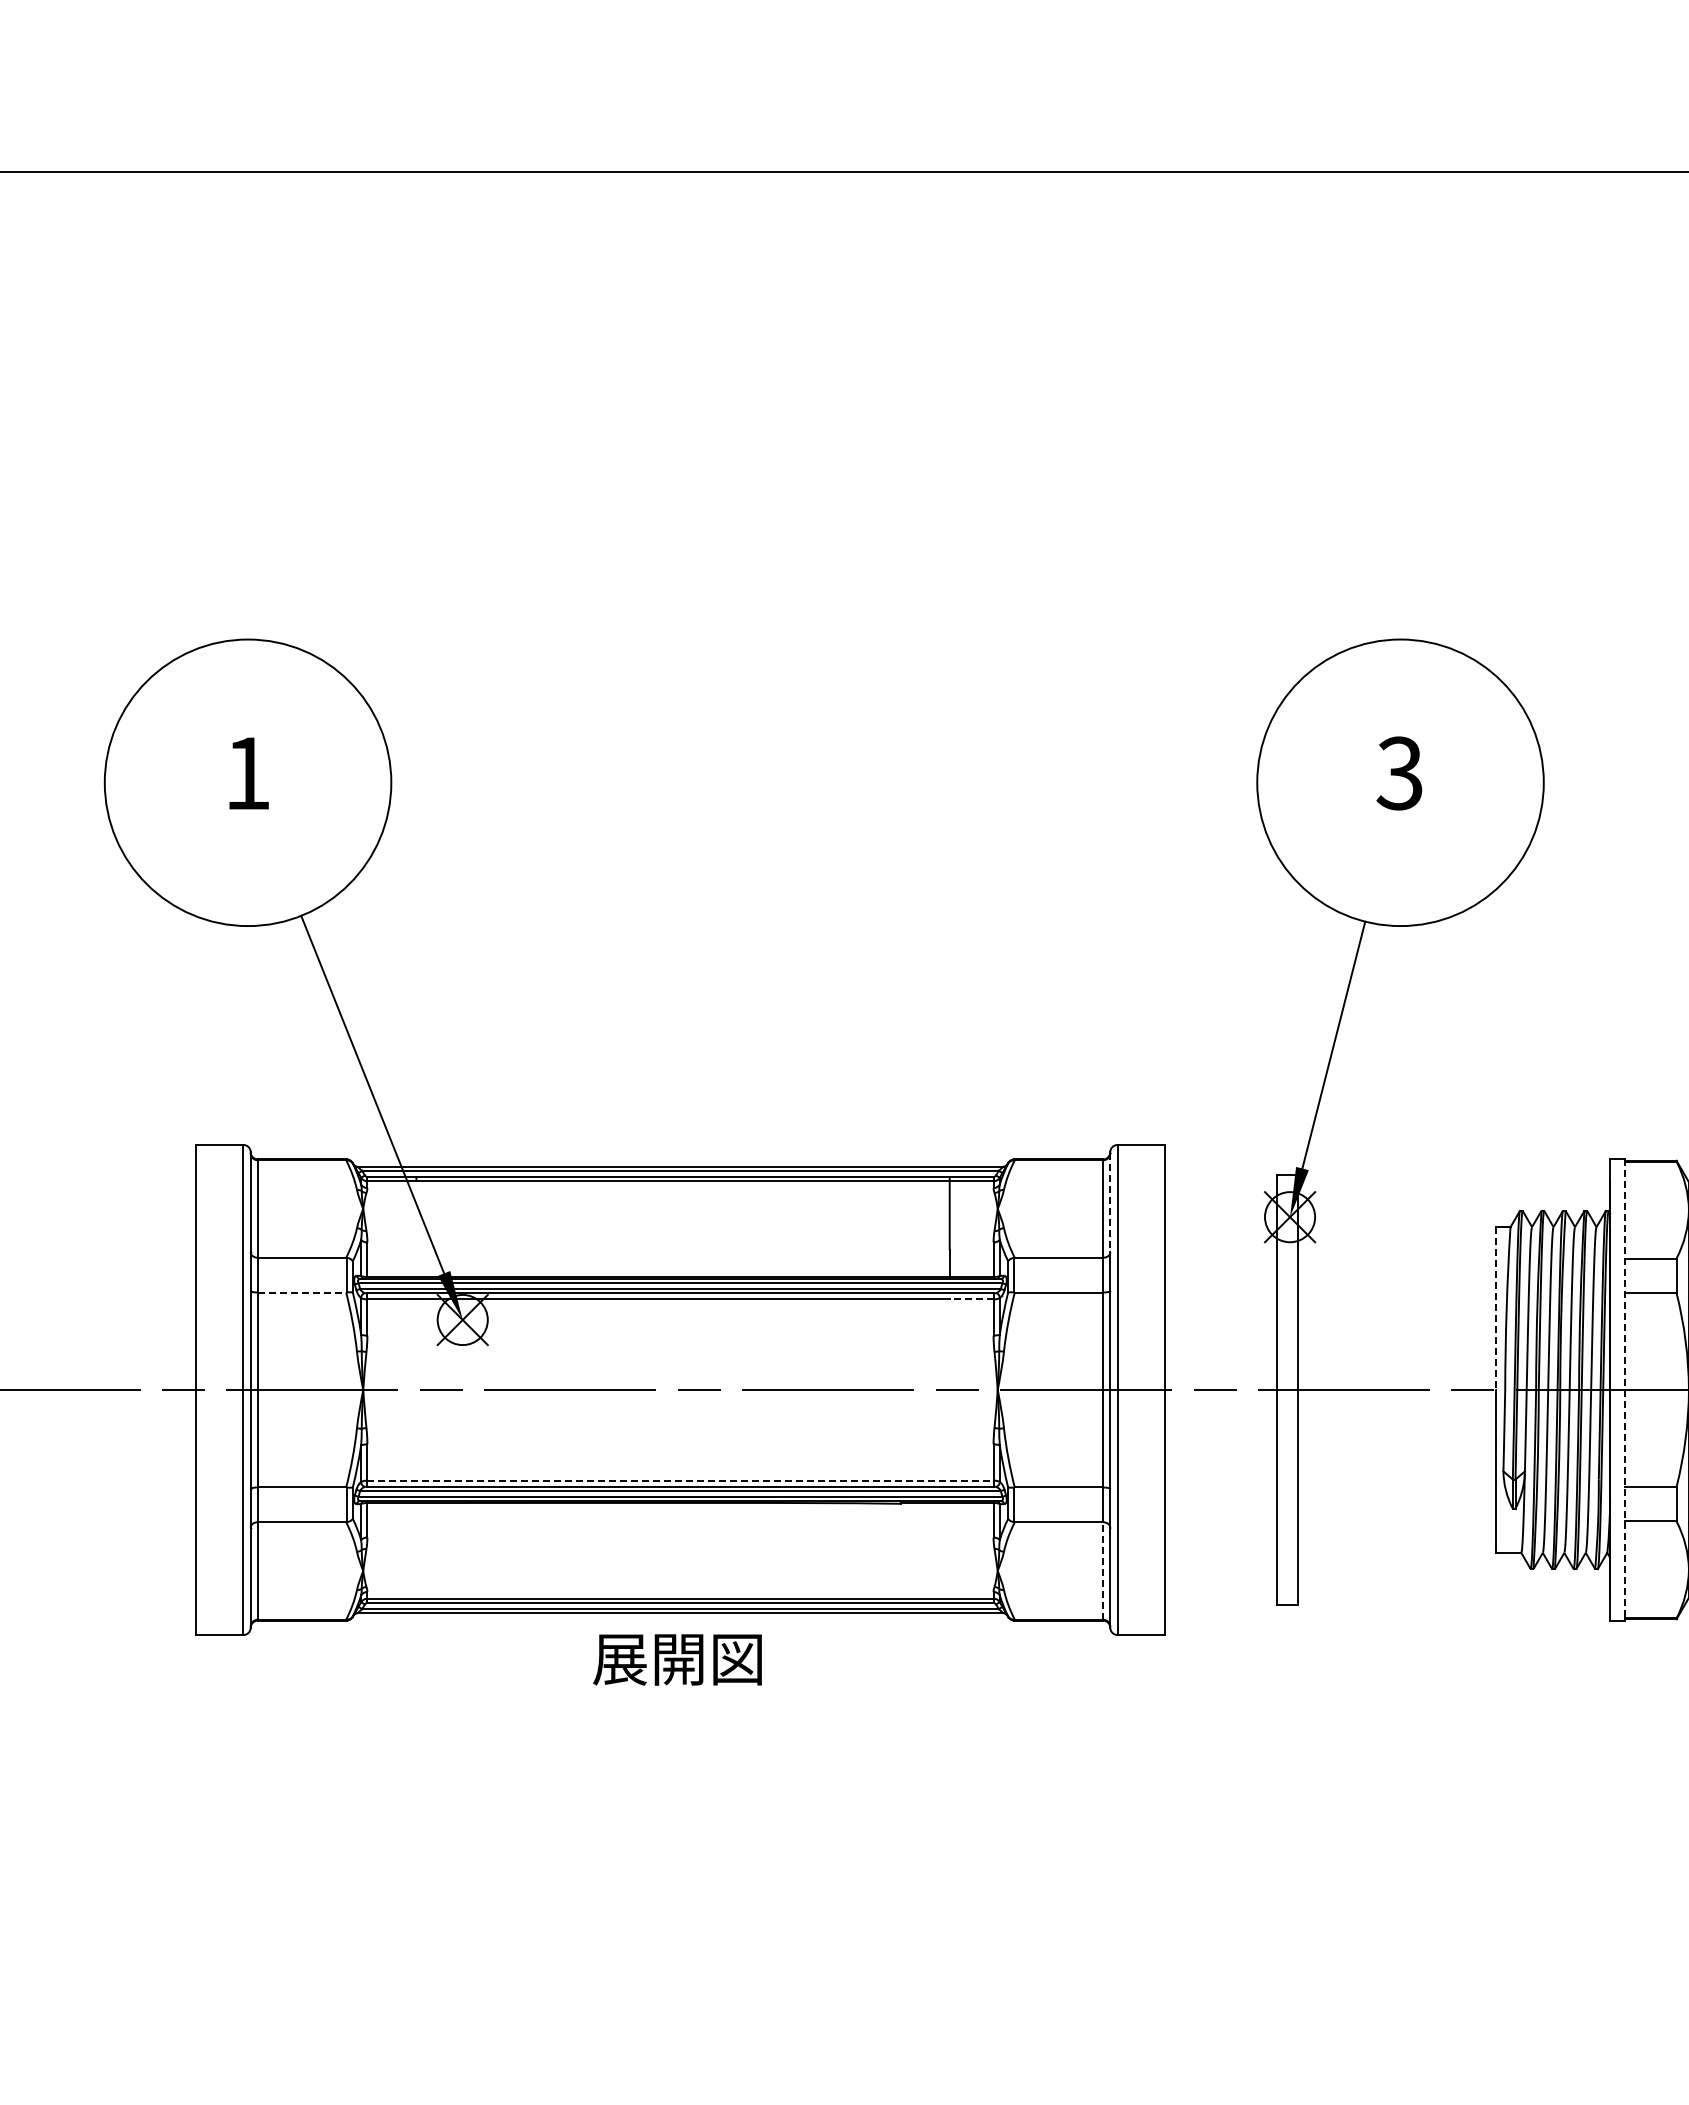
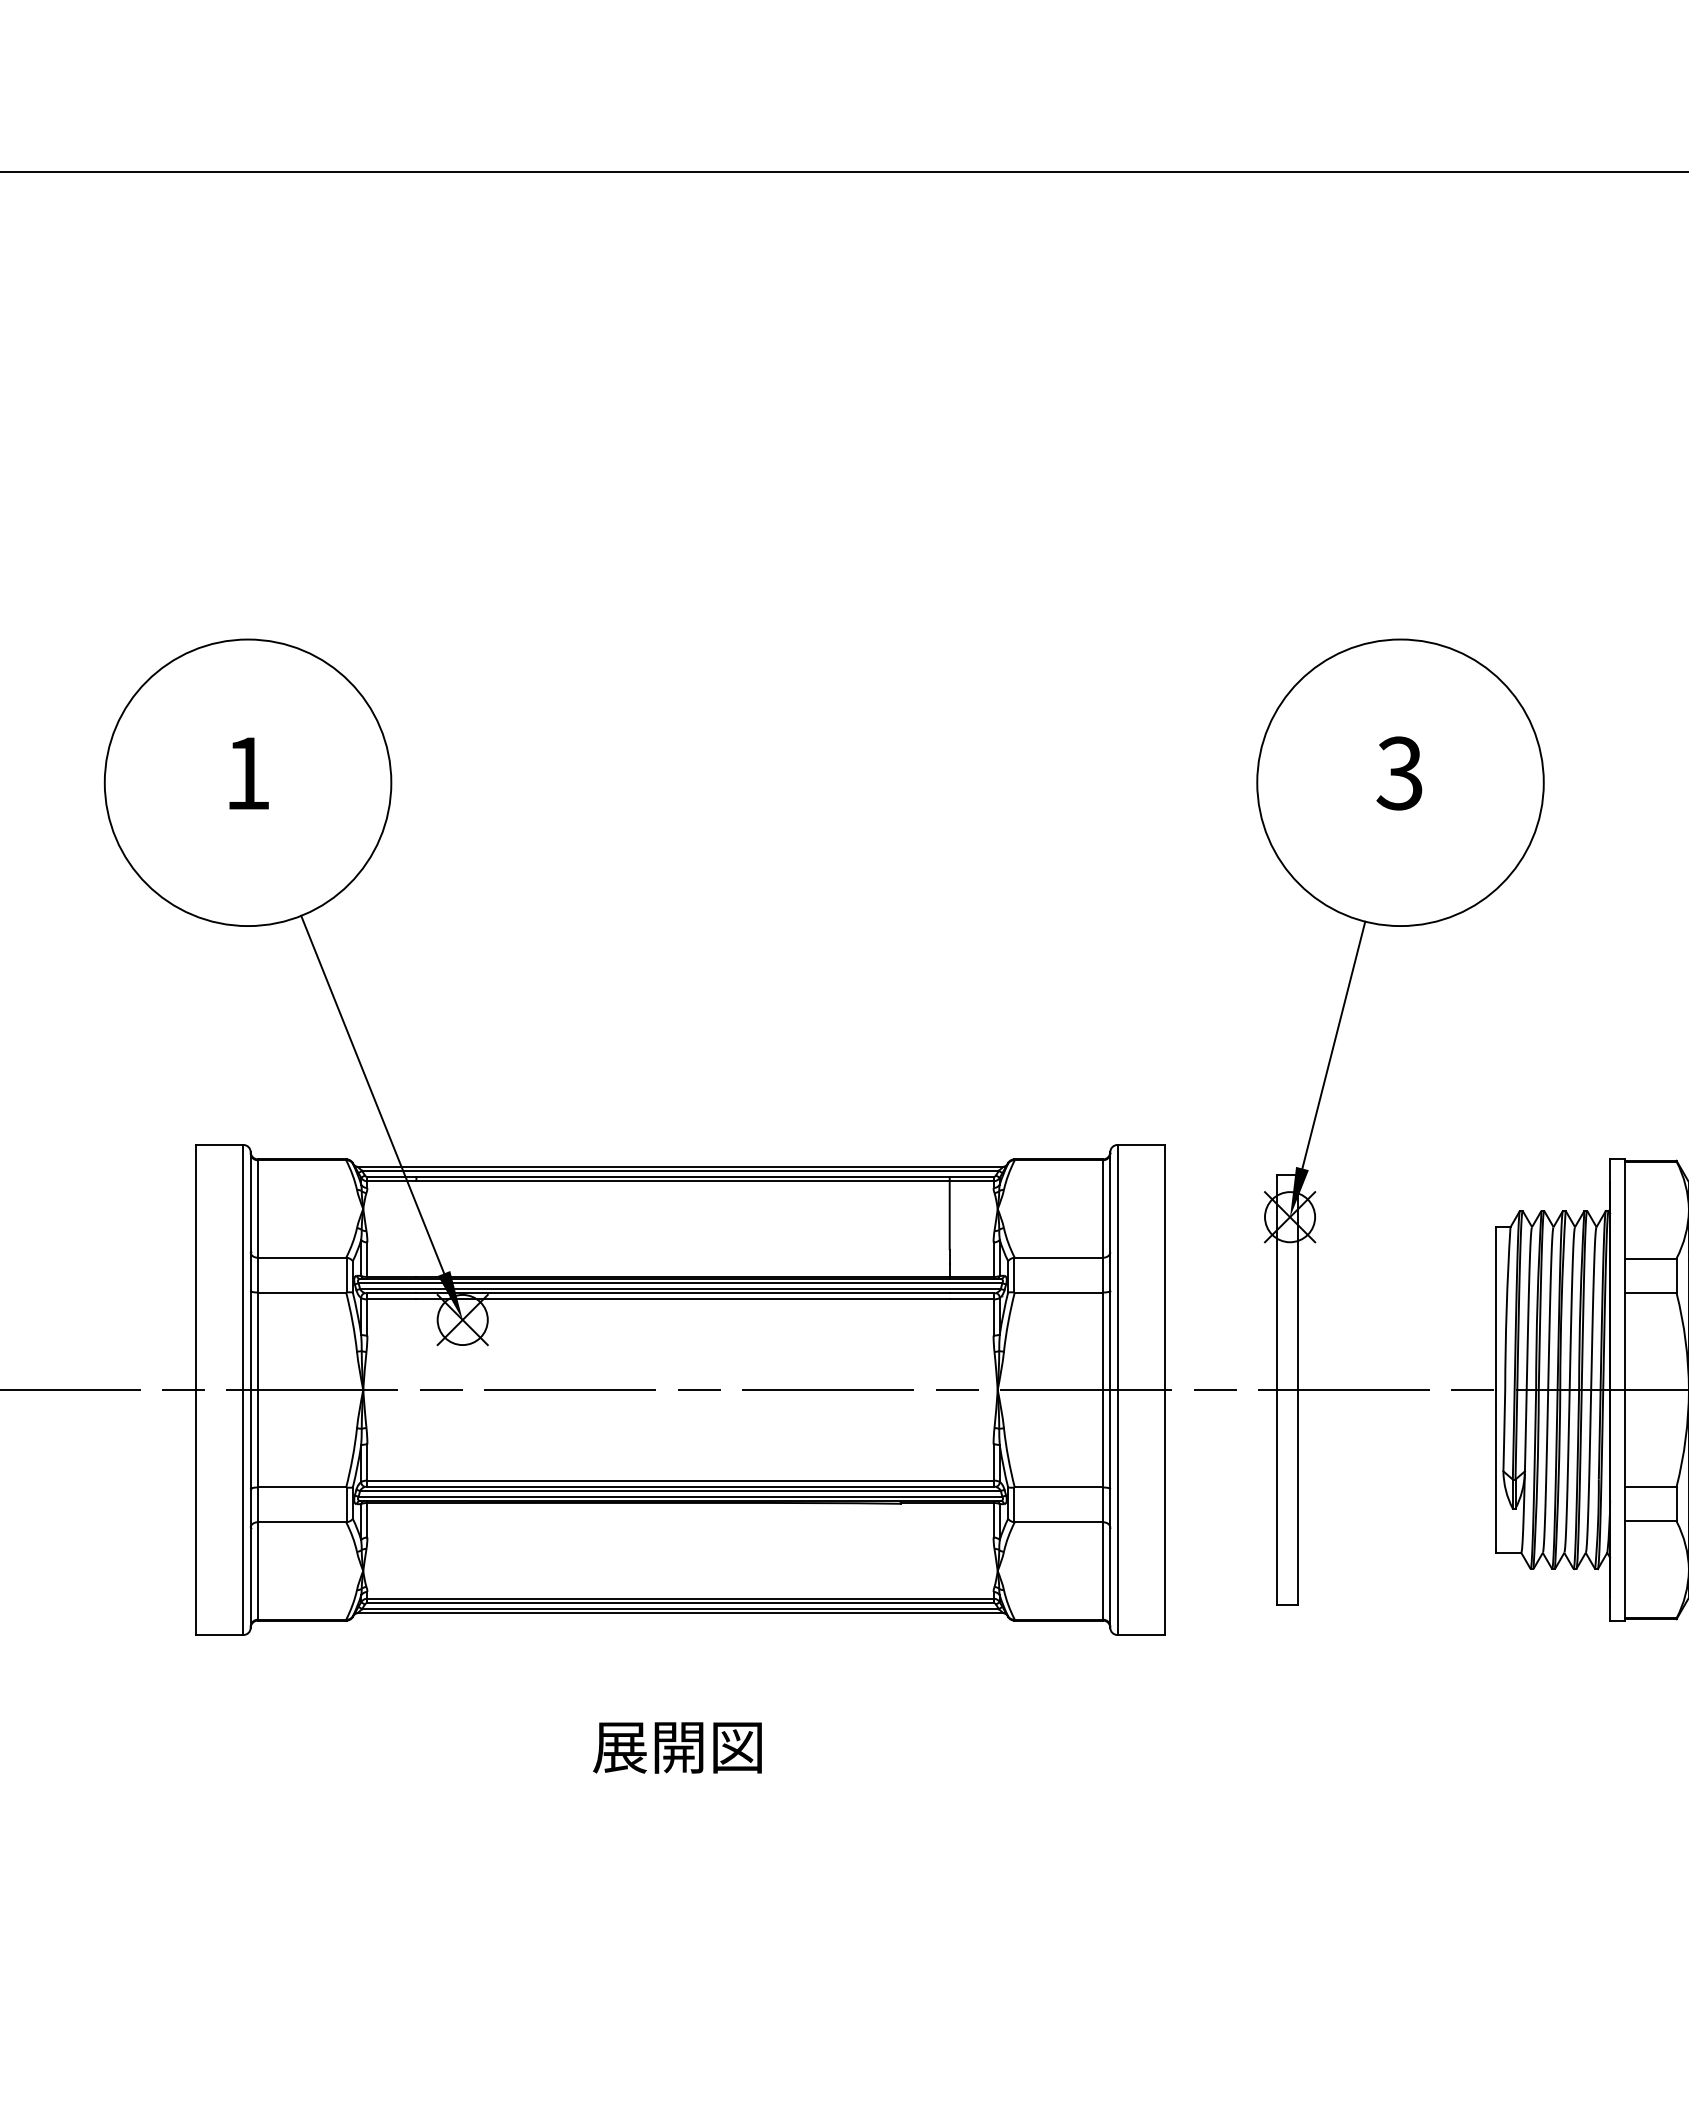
line: dashed -> solid (1110, 1202)
line: dashed -> solid (302, 1292)
line: dashed -> solid (971, 1299)
line: dashed -> solid (1495, 1309)
line: dashed -> solid (1624, 1390)
line: dashed -> solid (680, 1480)
line: dashed -> solid (1103, 1570)
text position: (677, 1659) -> (677, 1747) (677, 1747)
